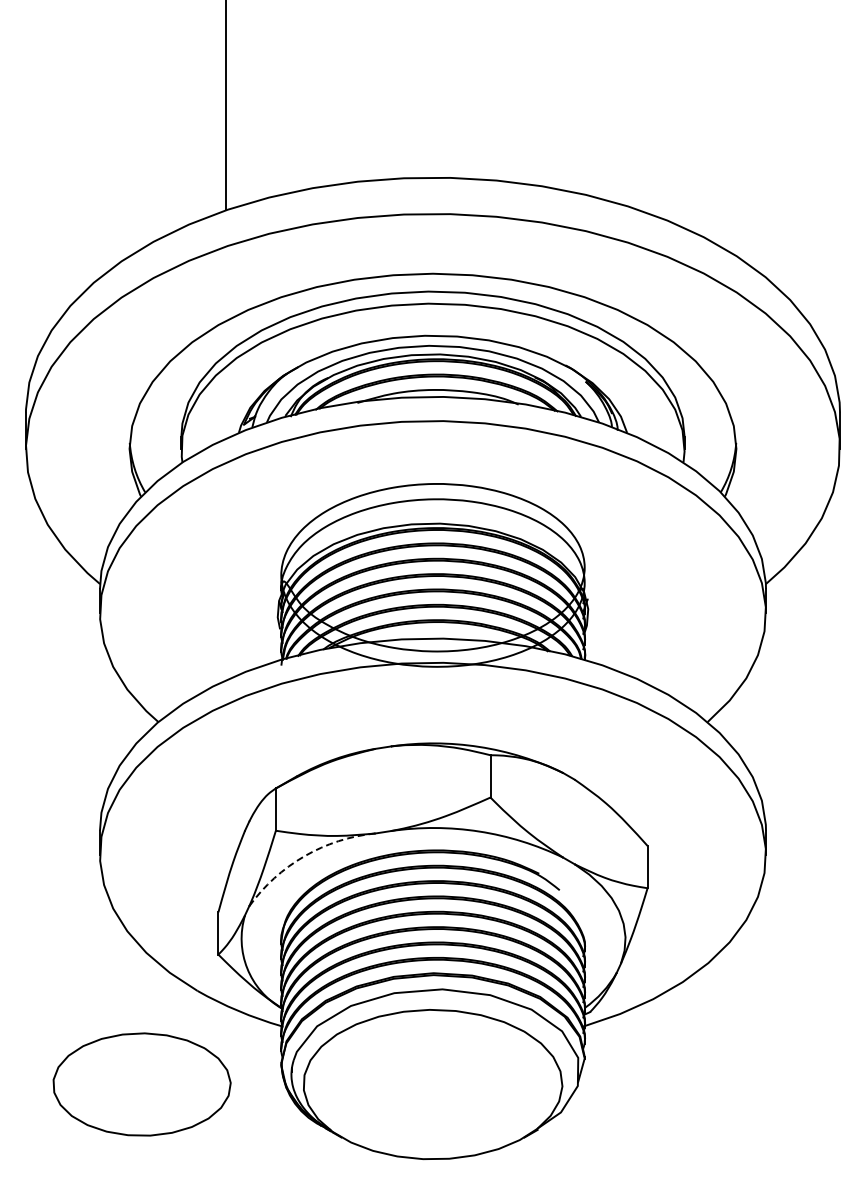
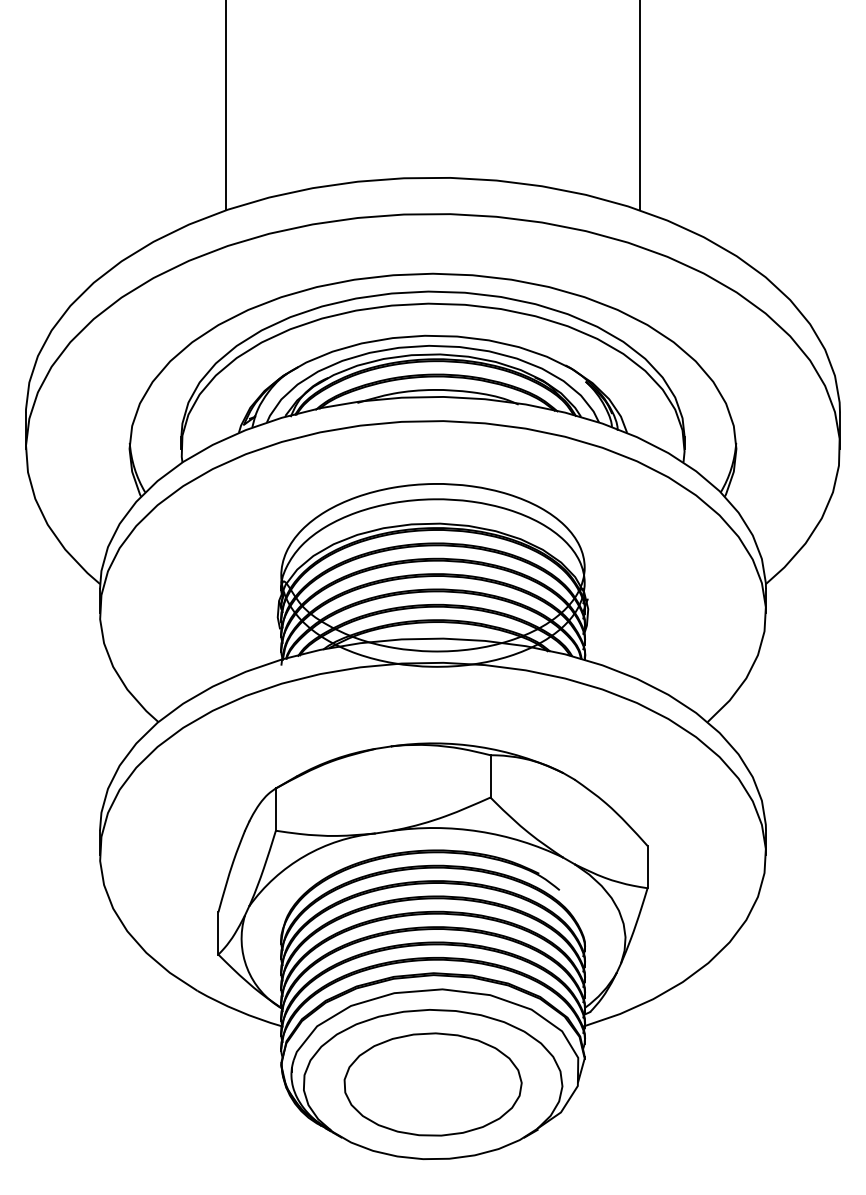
line: none -> present (640, 106)
arc: dashed -> solid (304, 856)
part position: (141, 1084) -> (432, 1084) (432, 1084)
